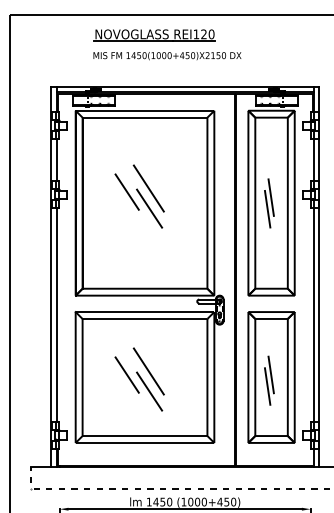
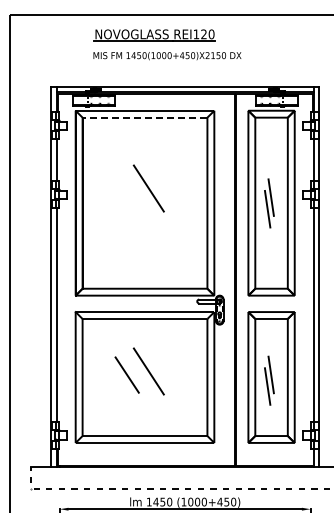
line: solid -> dashed (144, 117)
part: present -> none (138, 200)
line: present -> none (149, 391)
